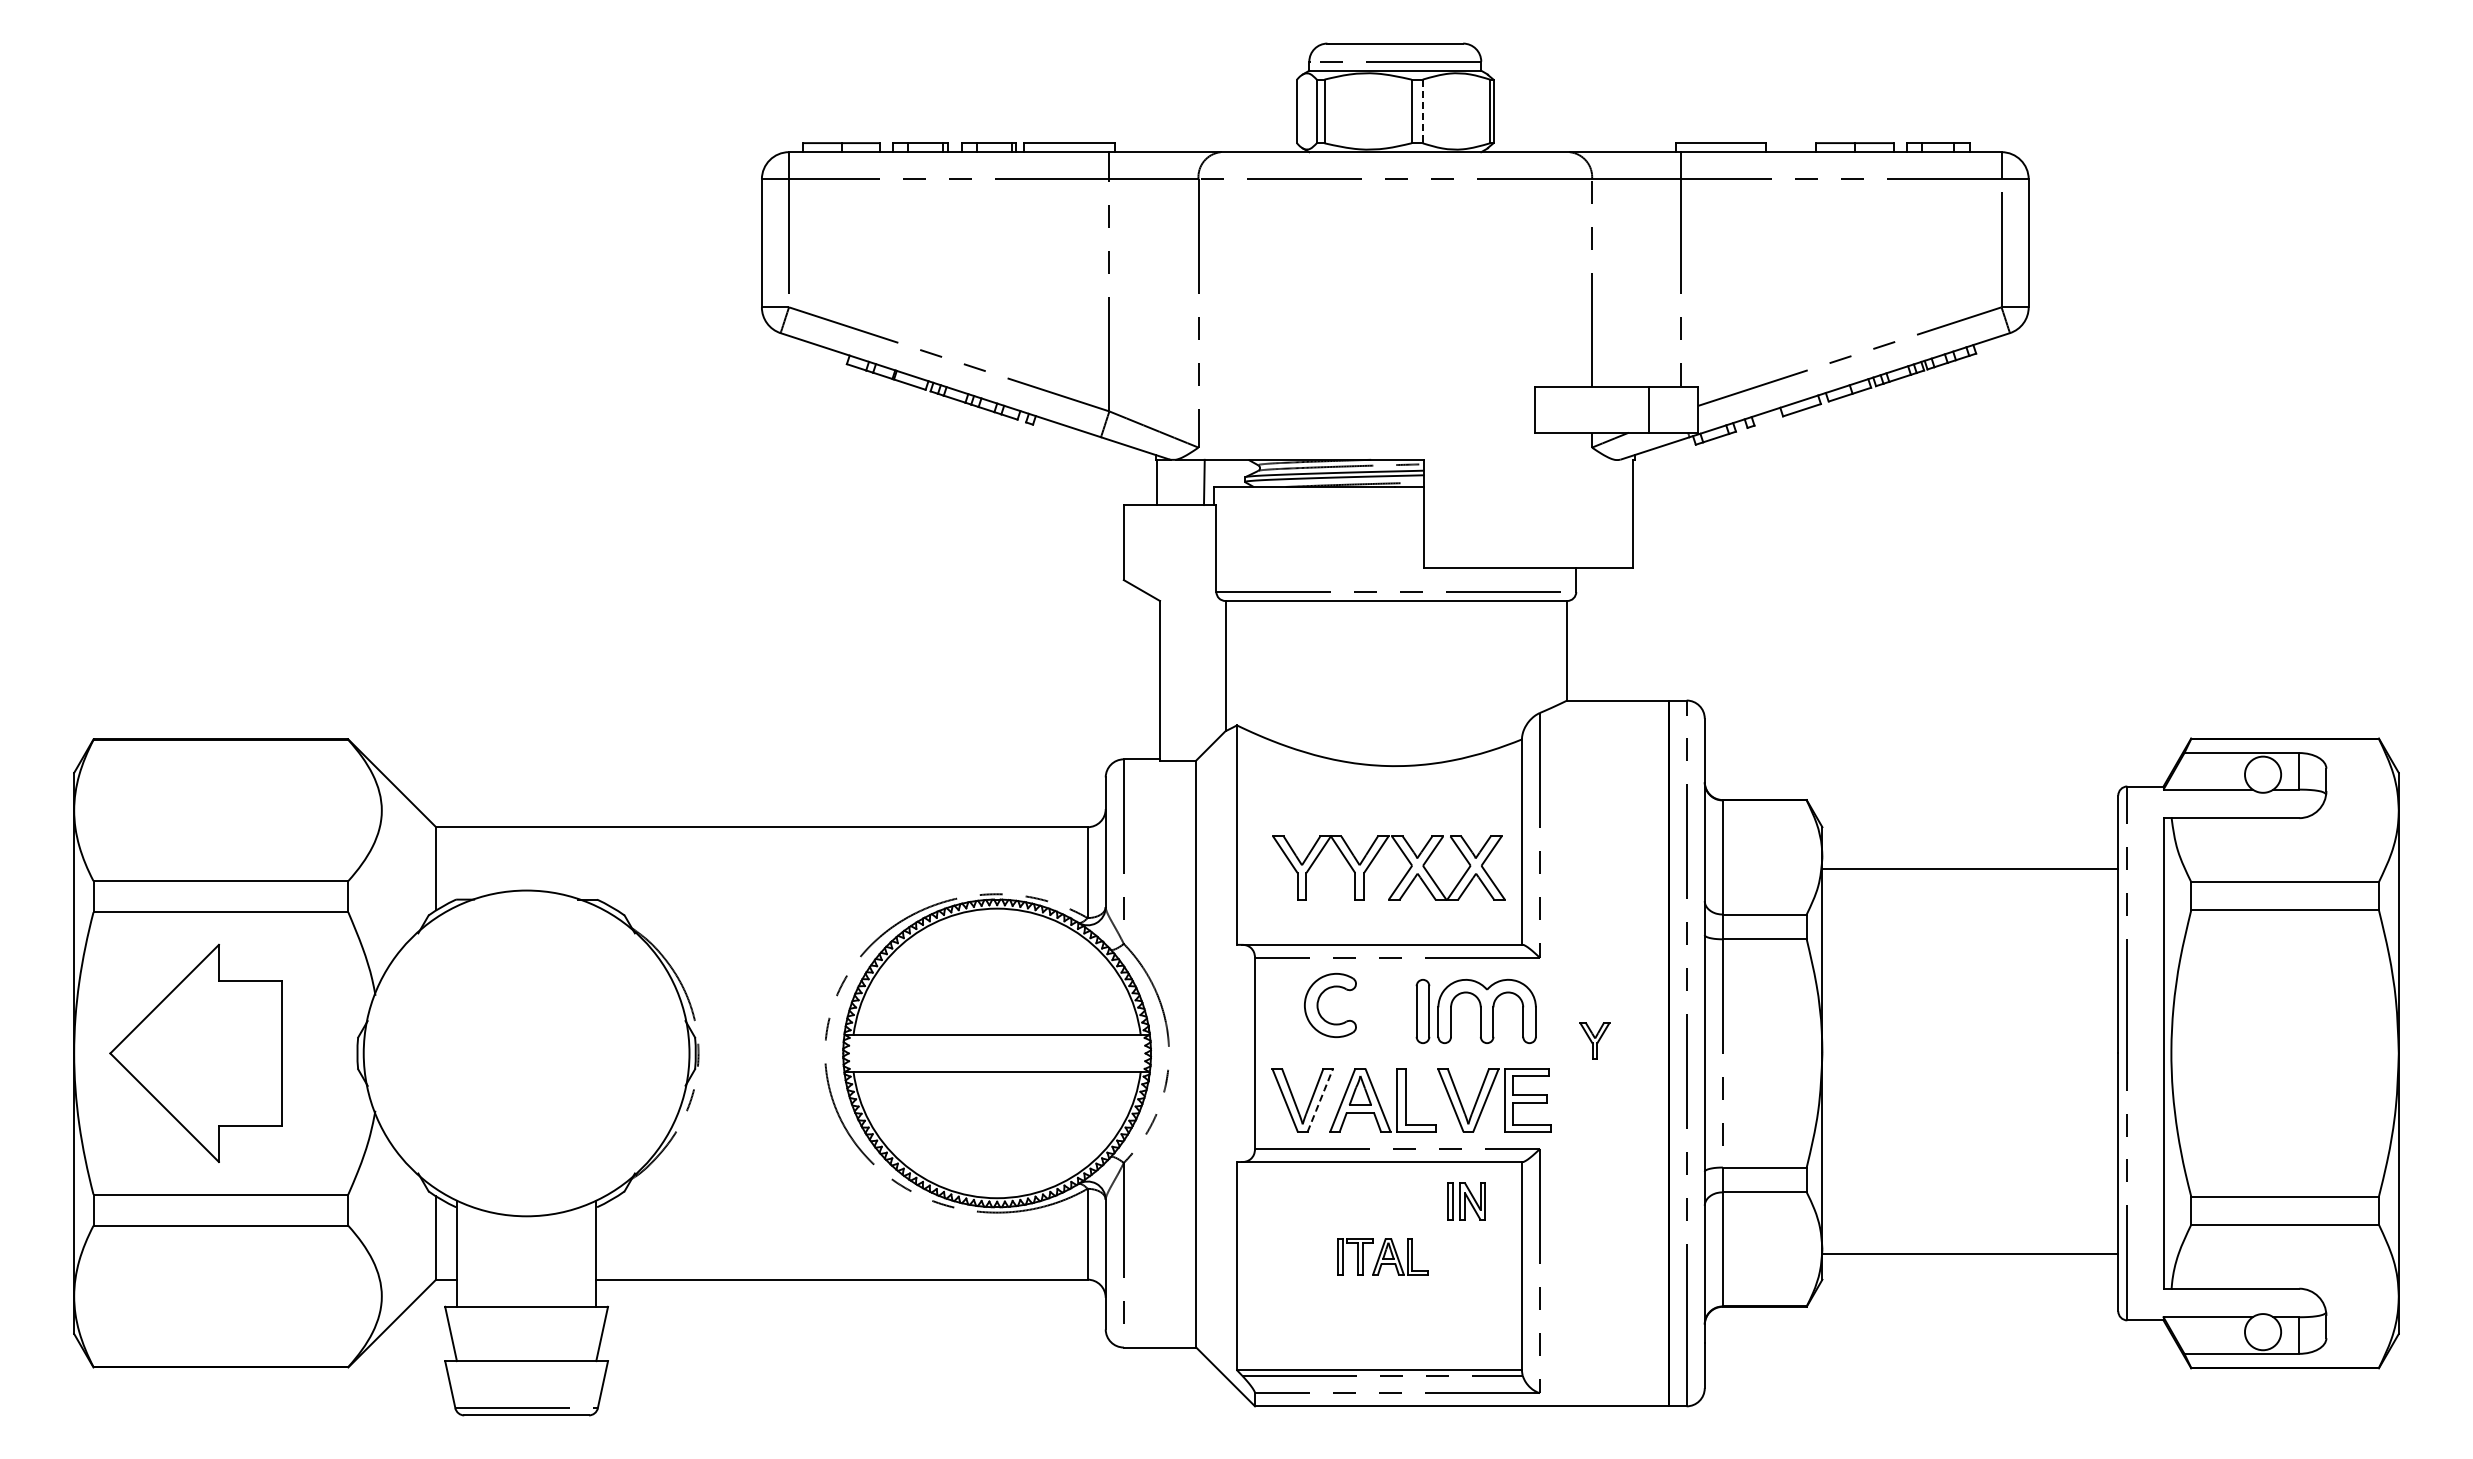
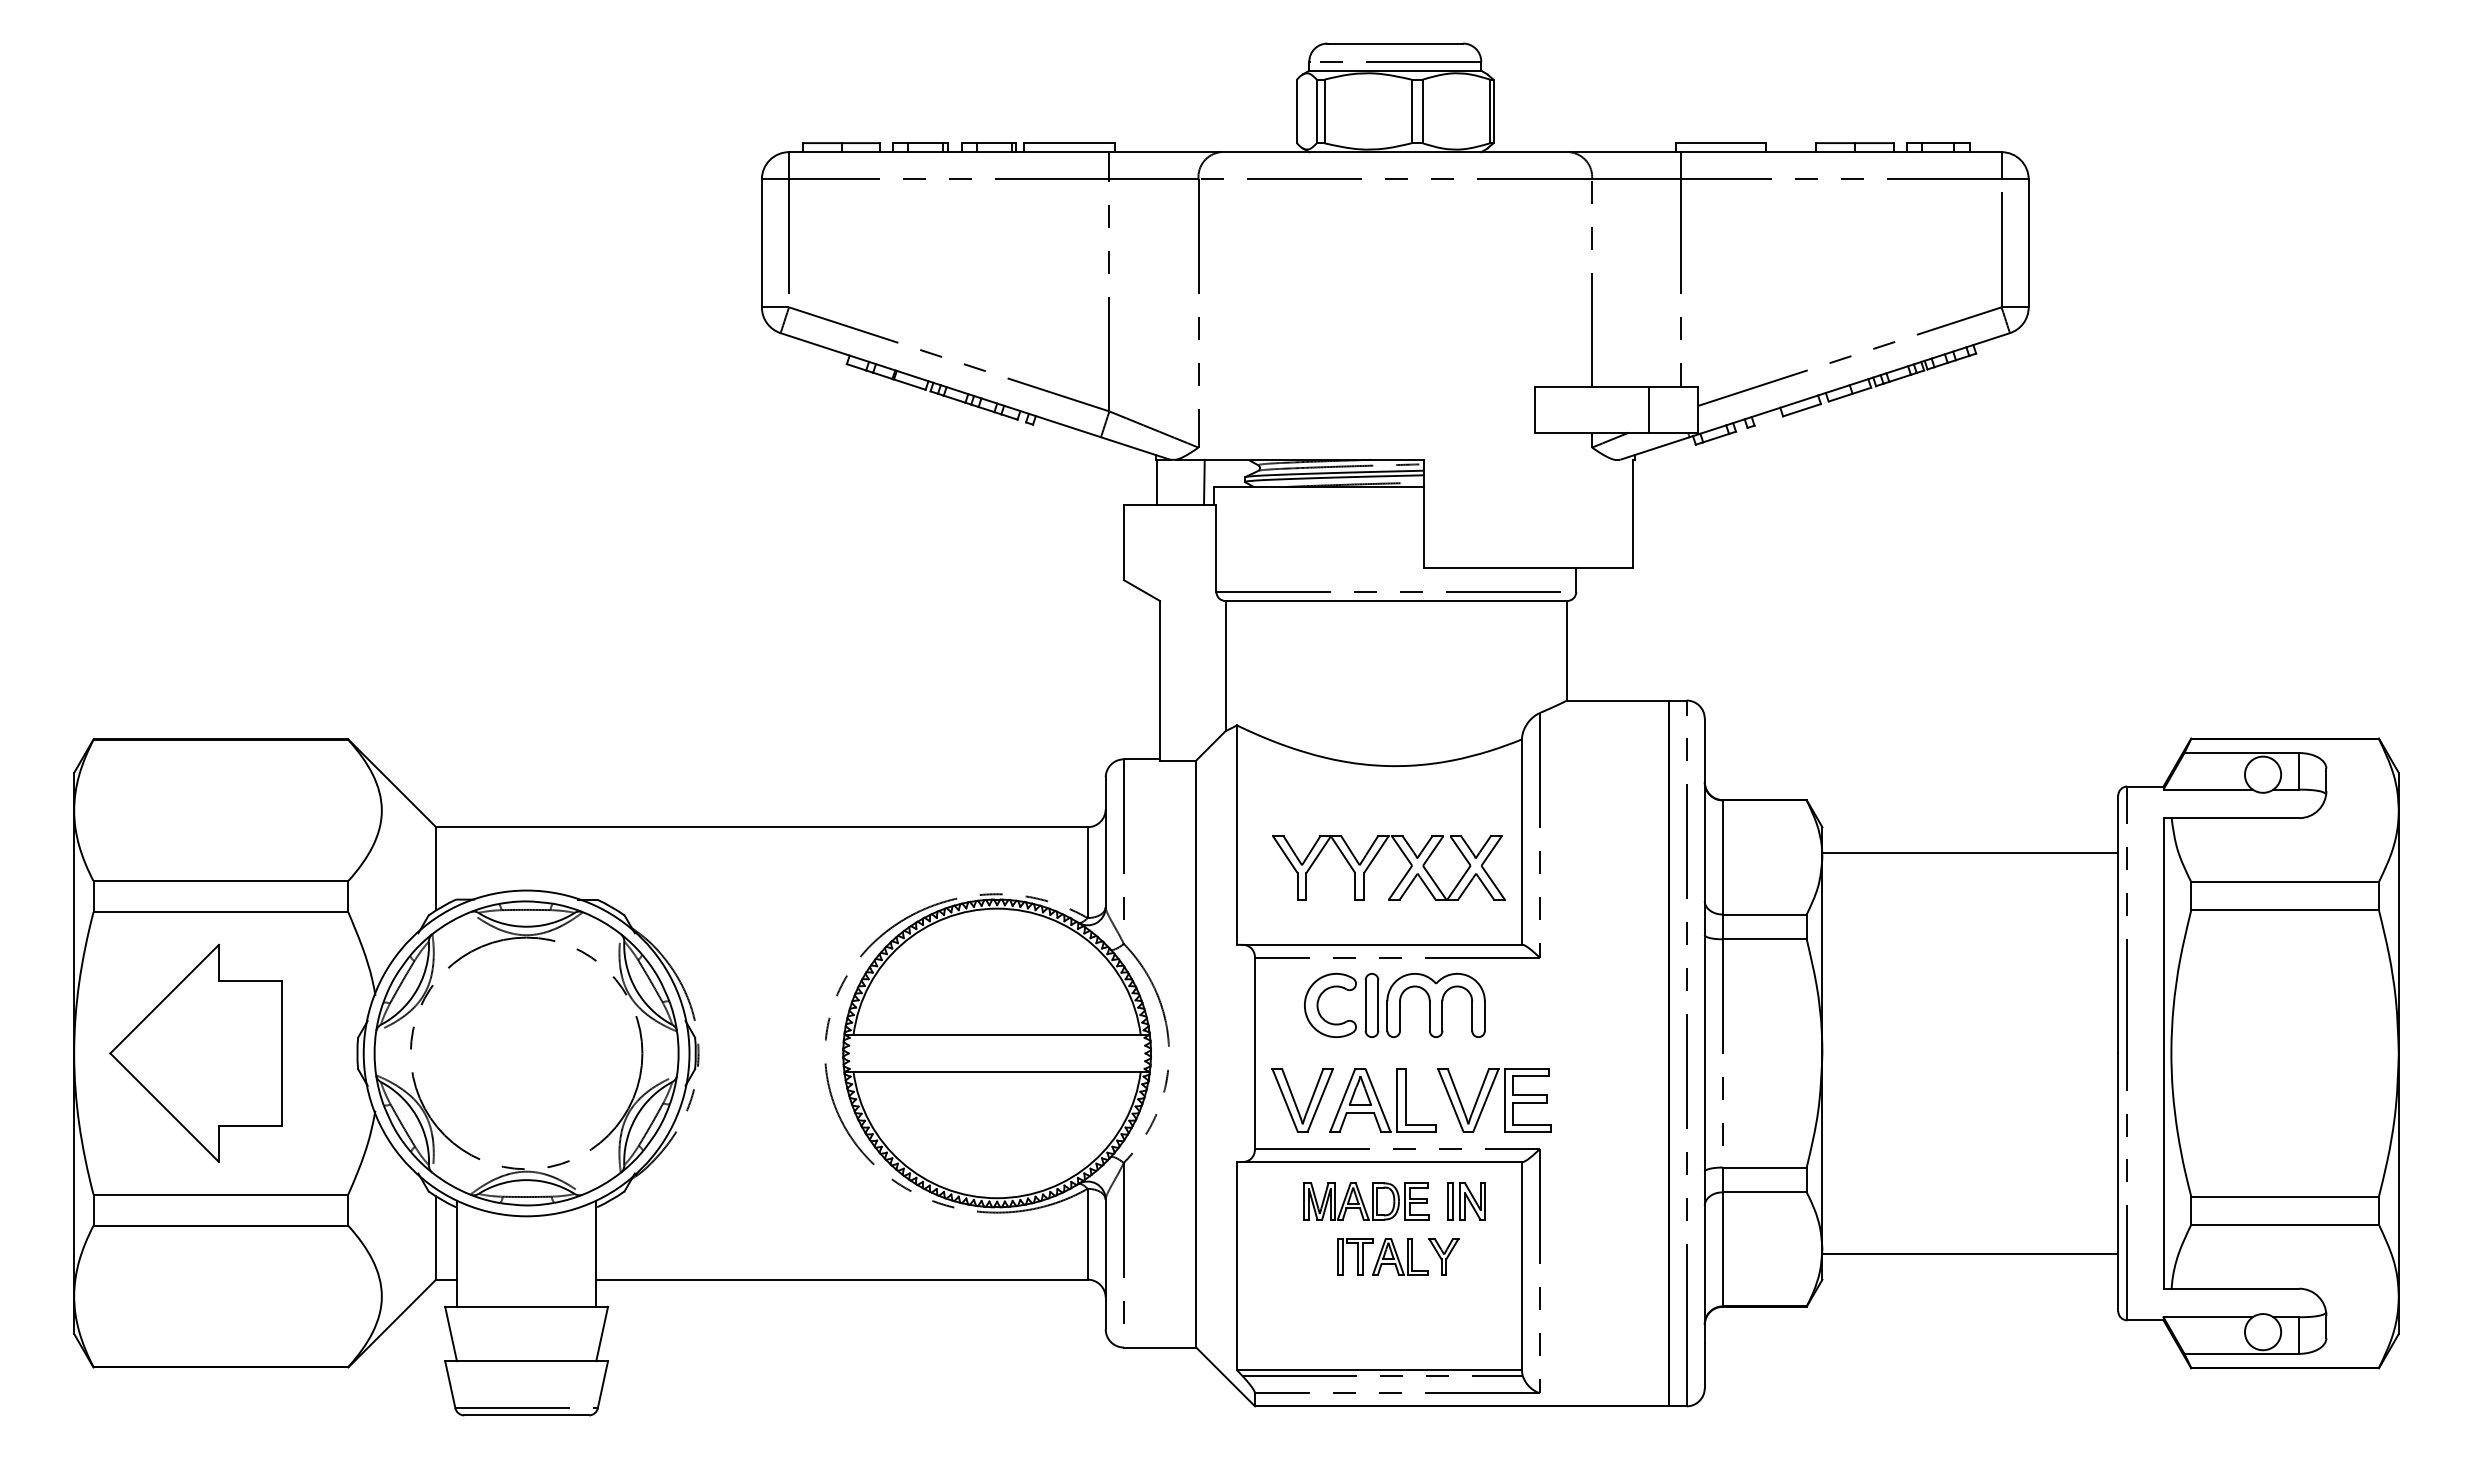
line: dashed -> solid (1422, 111)
line position: (1970, 868) -> (1970, 852) (1970, 852)
part position: (1475, 1011) -> (1424, 1005) (1424, 1005)
part position: (1594, 1040) -> (1443, 1256) (1443, 1256)
part: none -> present (526, 1053)
line: dashed -> solid (1320, 1100)
part: none -> present (1366, 1201)
